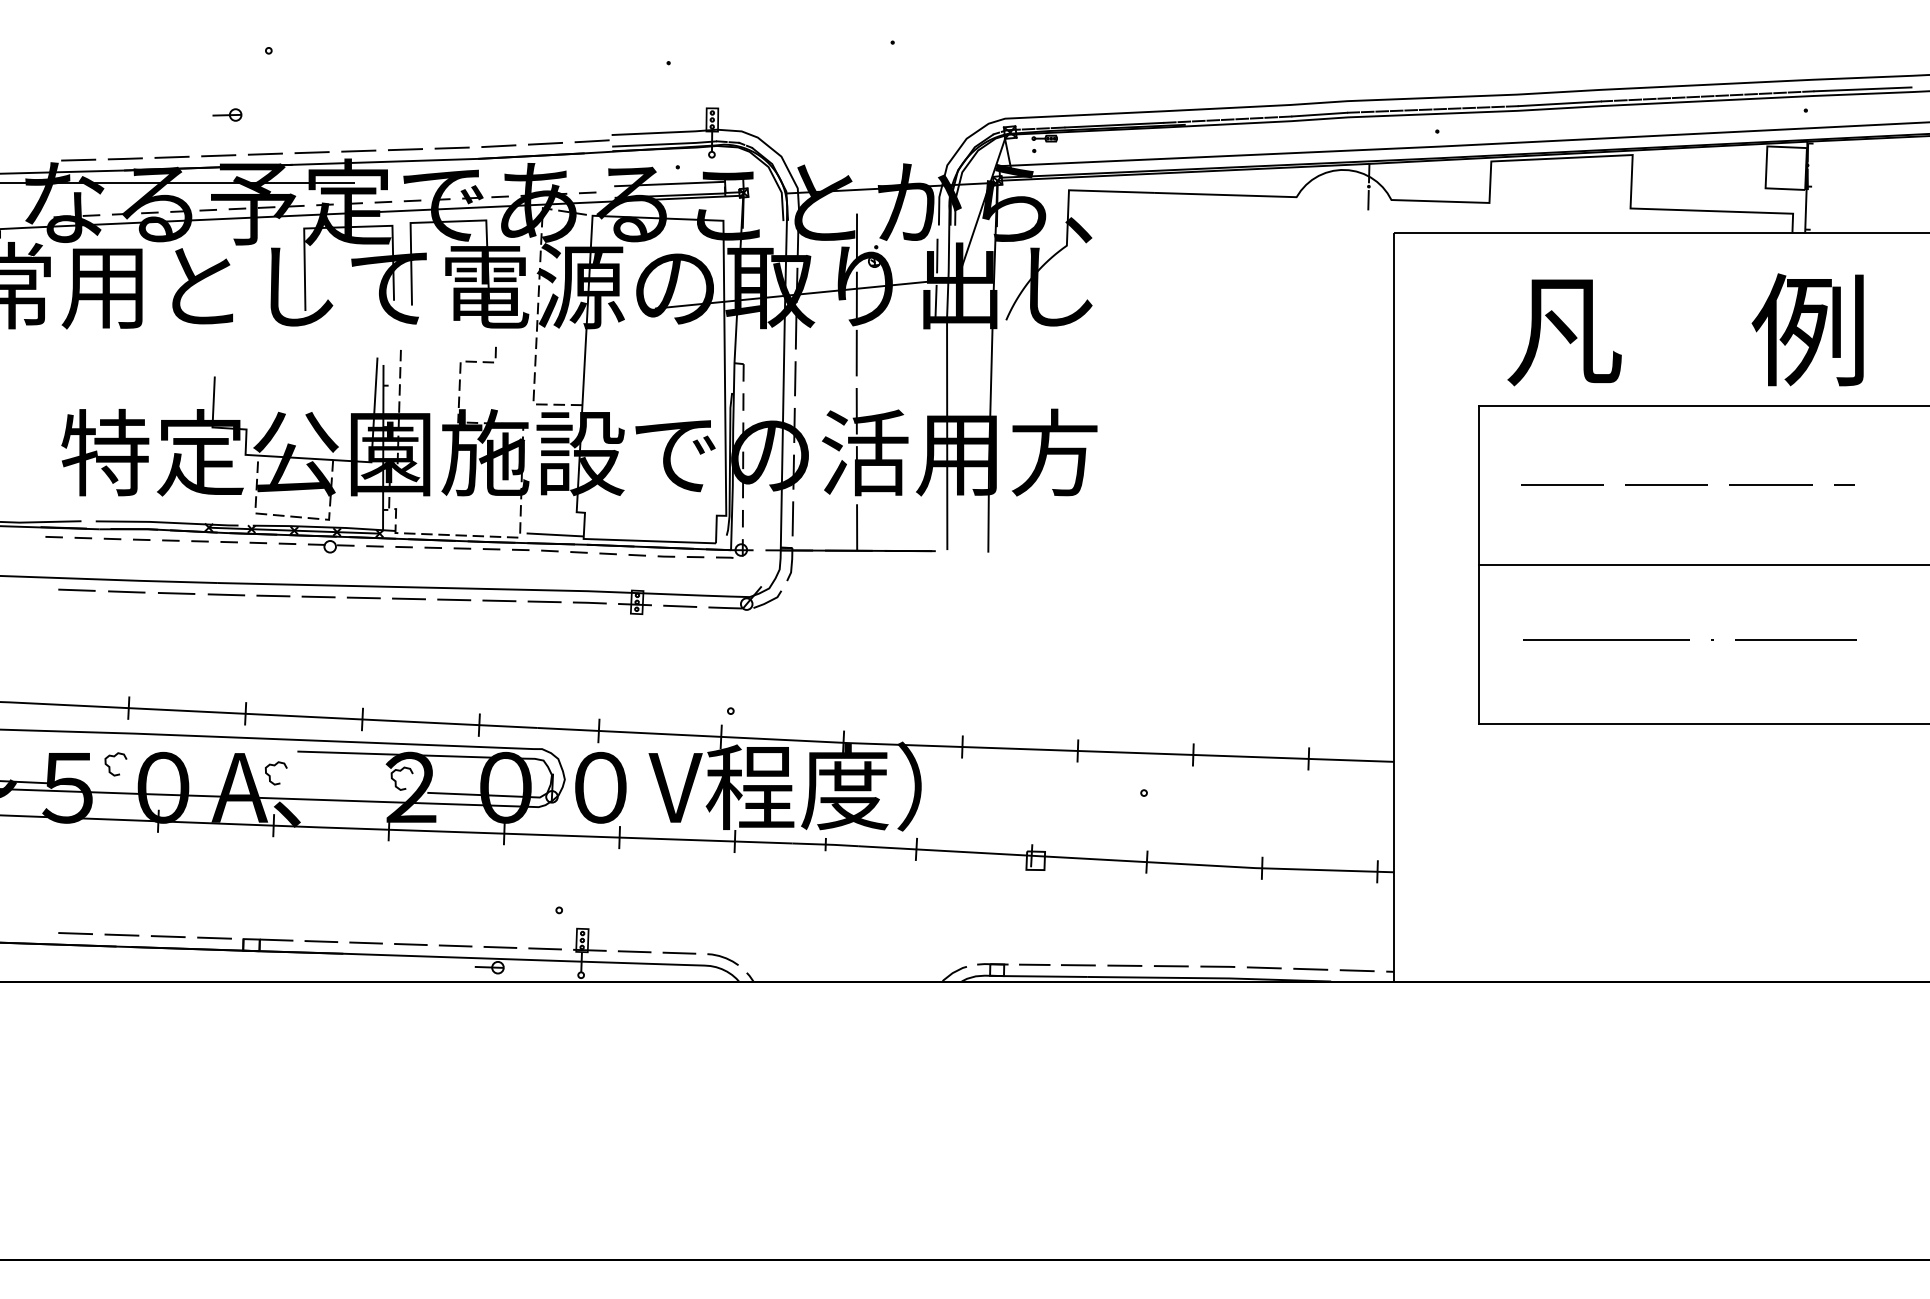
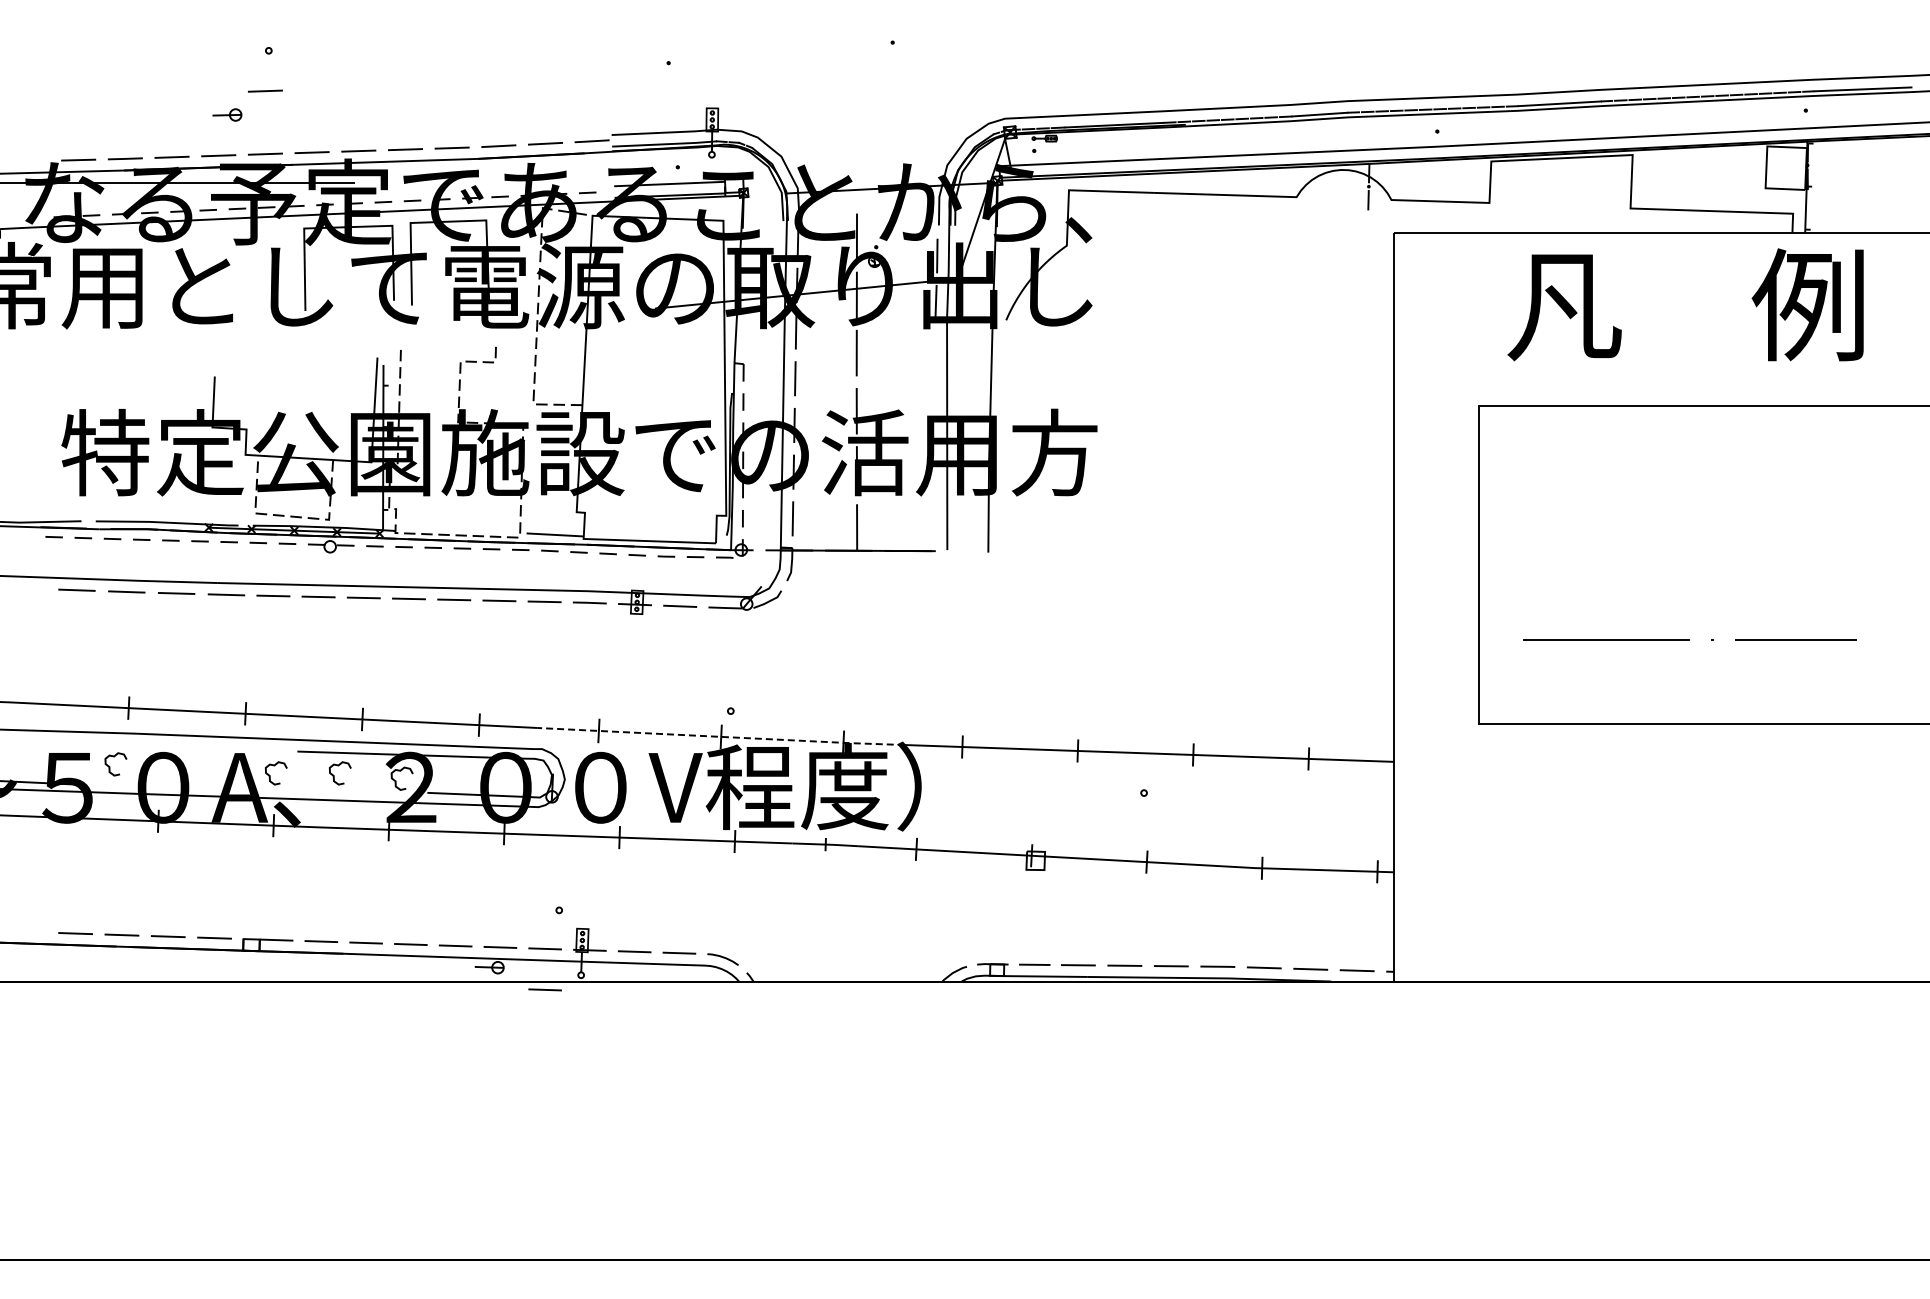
line: none -> present (265, 90)
text position: (1685, 329) -> (1685, 304) (1685, 304)
line: present -> none (1687, 484)
line: present -> none (1702, 564)
line: solid -> dashed (722, 736)
curve: none -> present (334, 775)
line: none -> present (544, 989)
